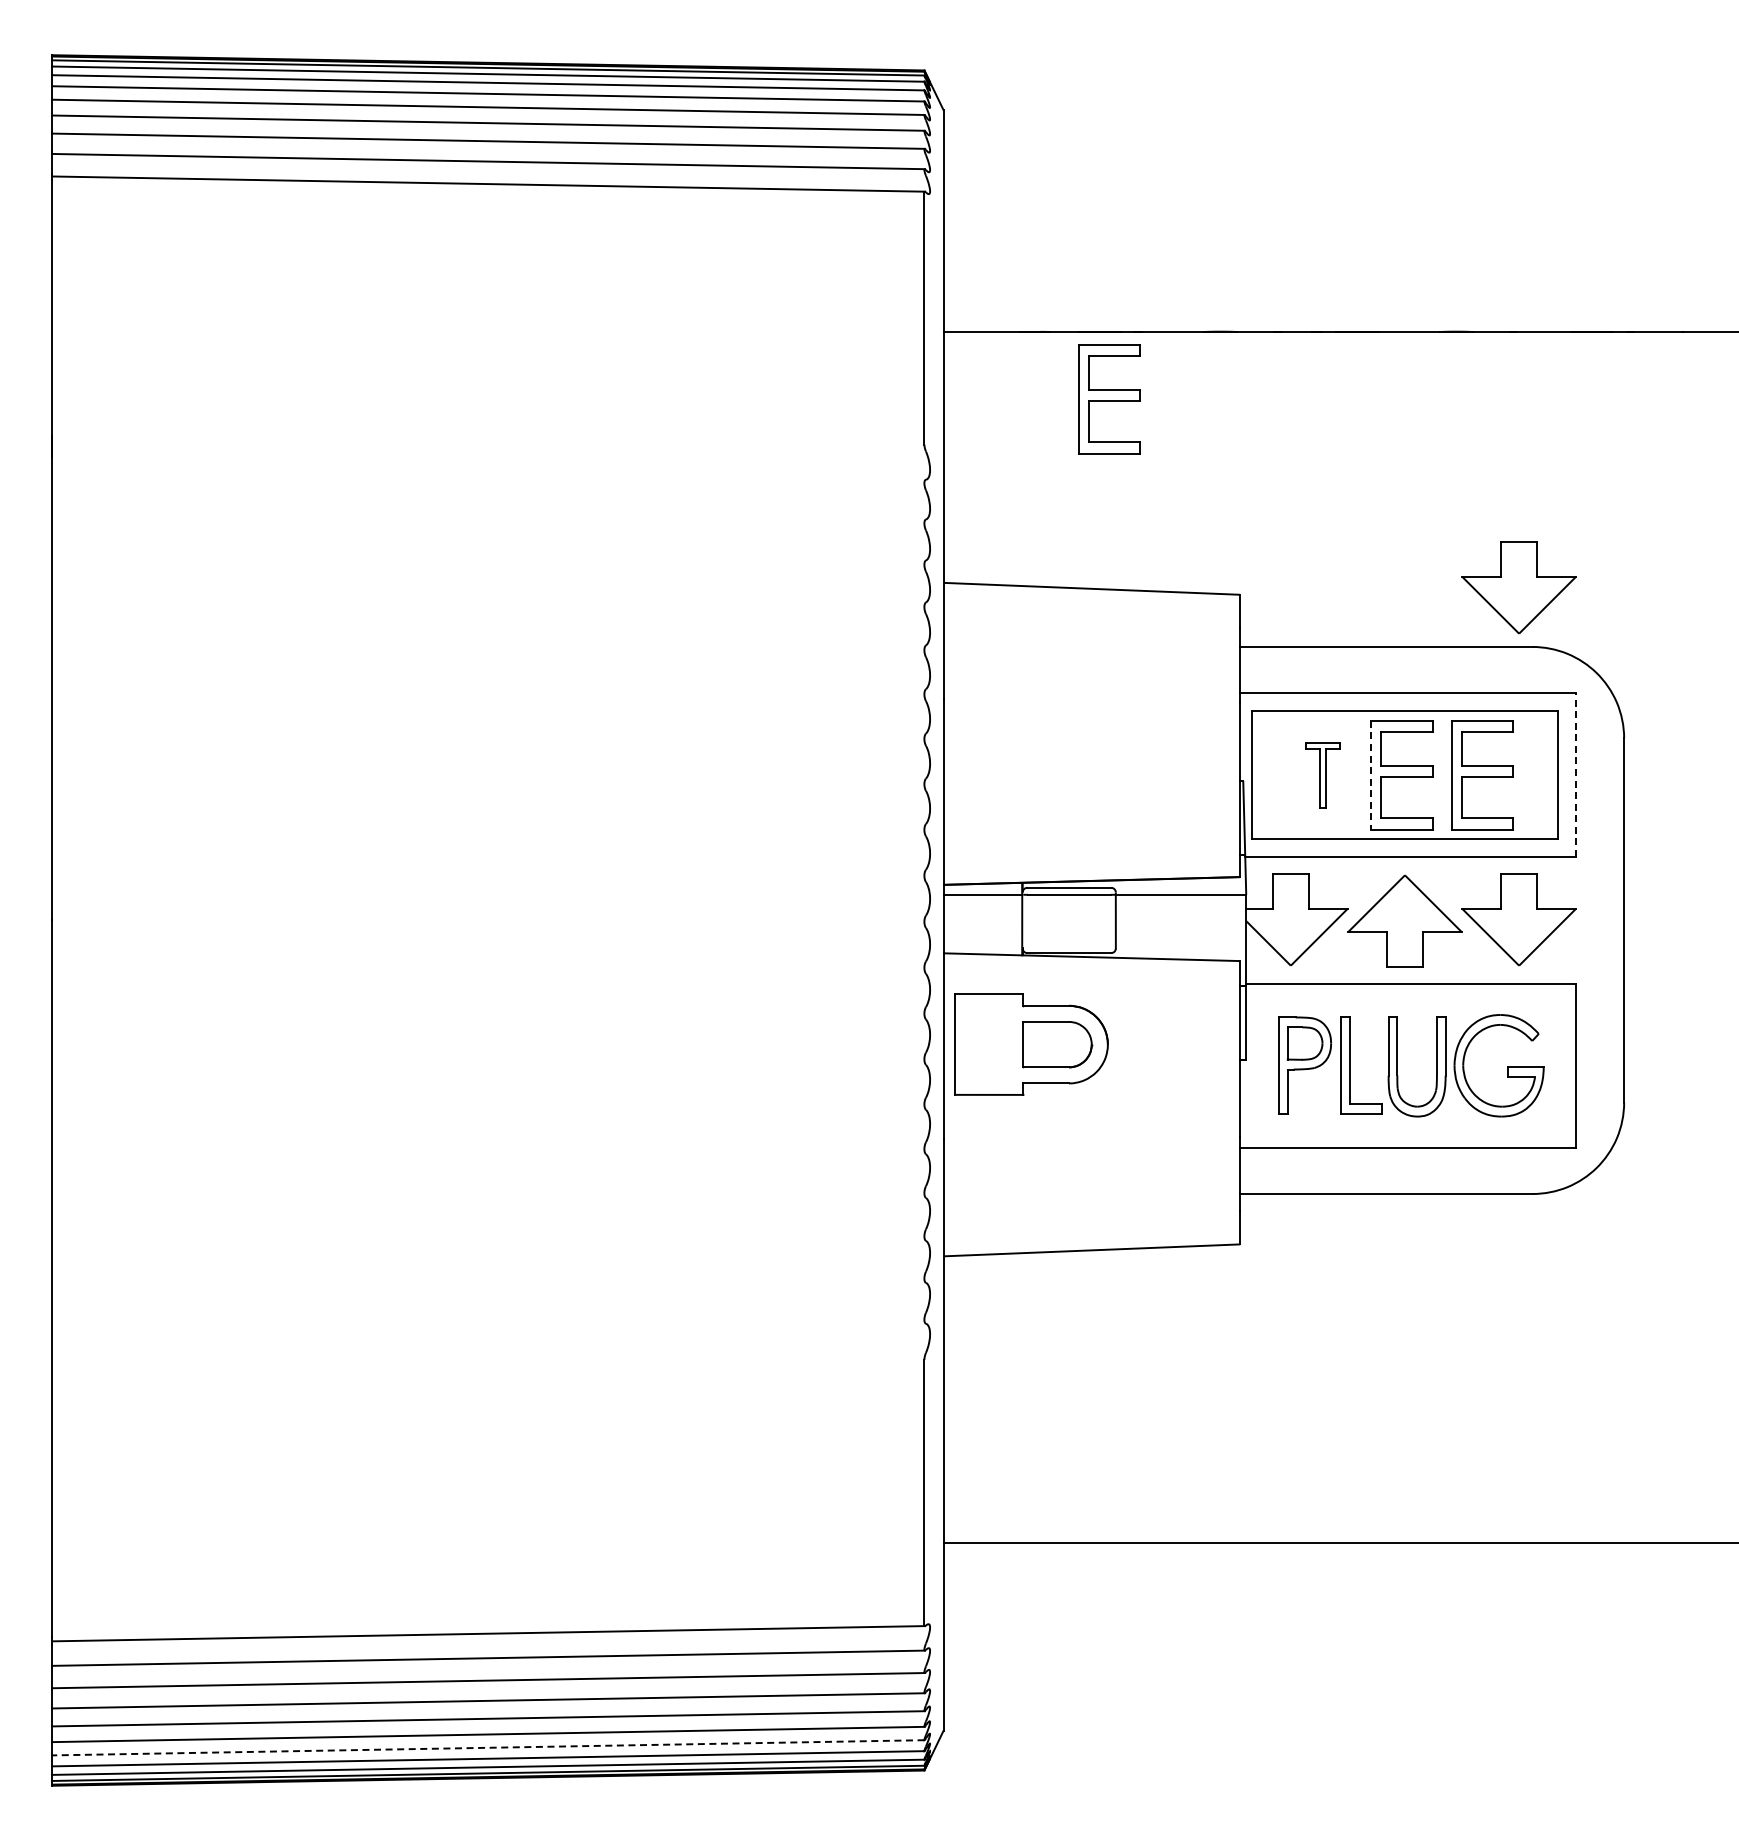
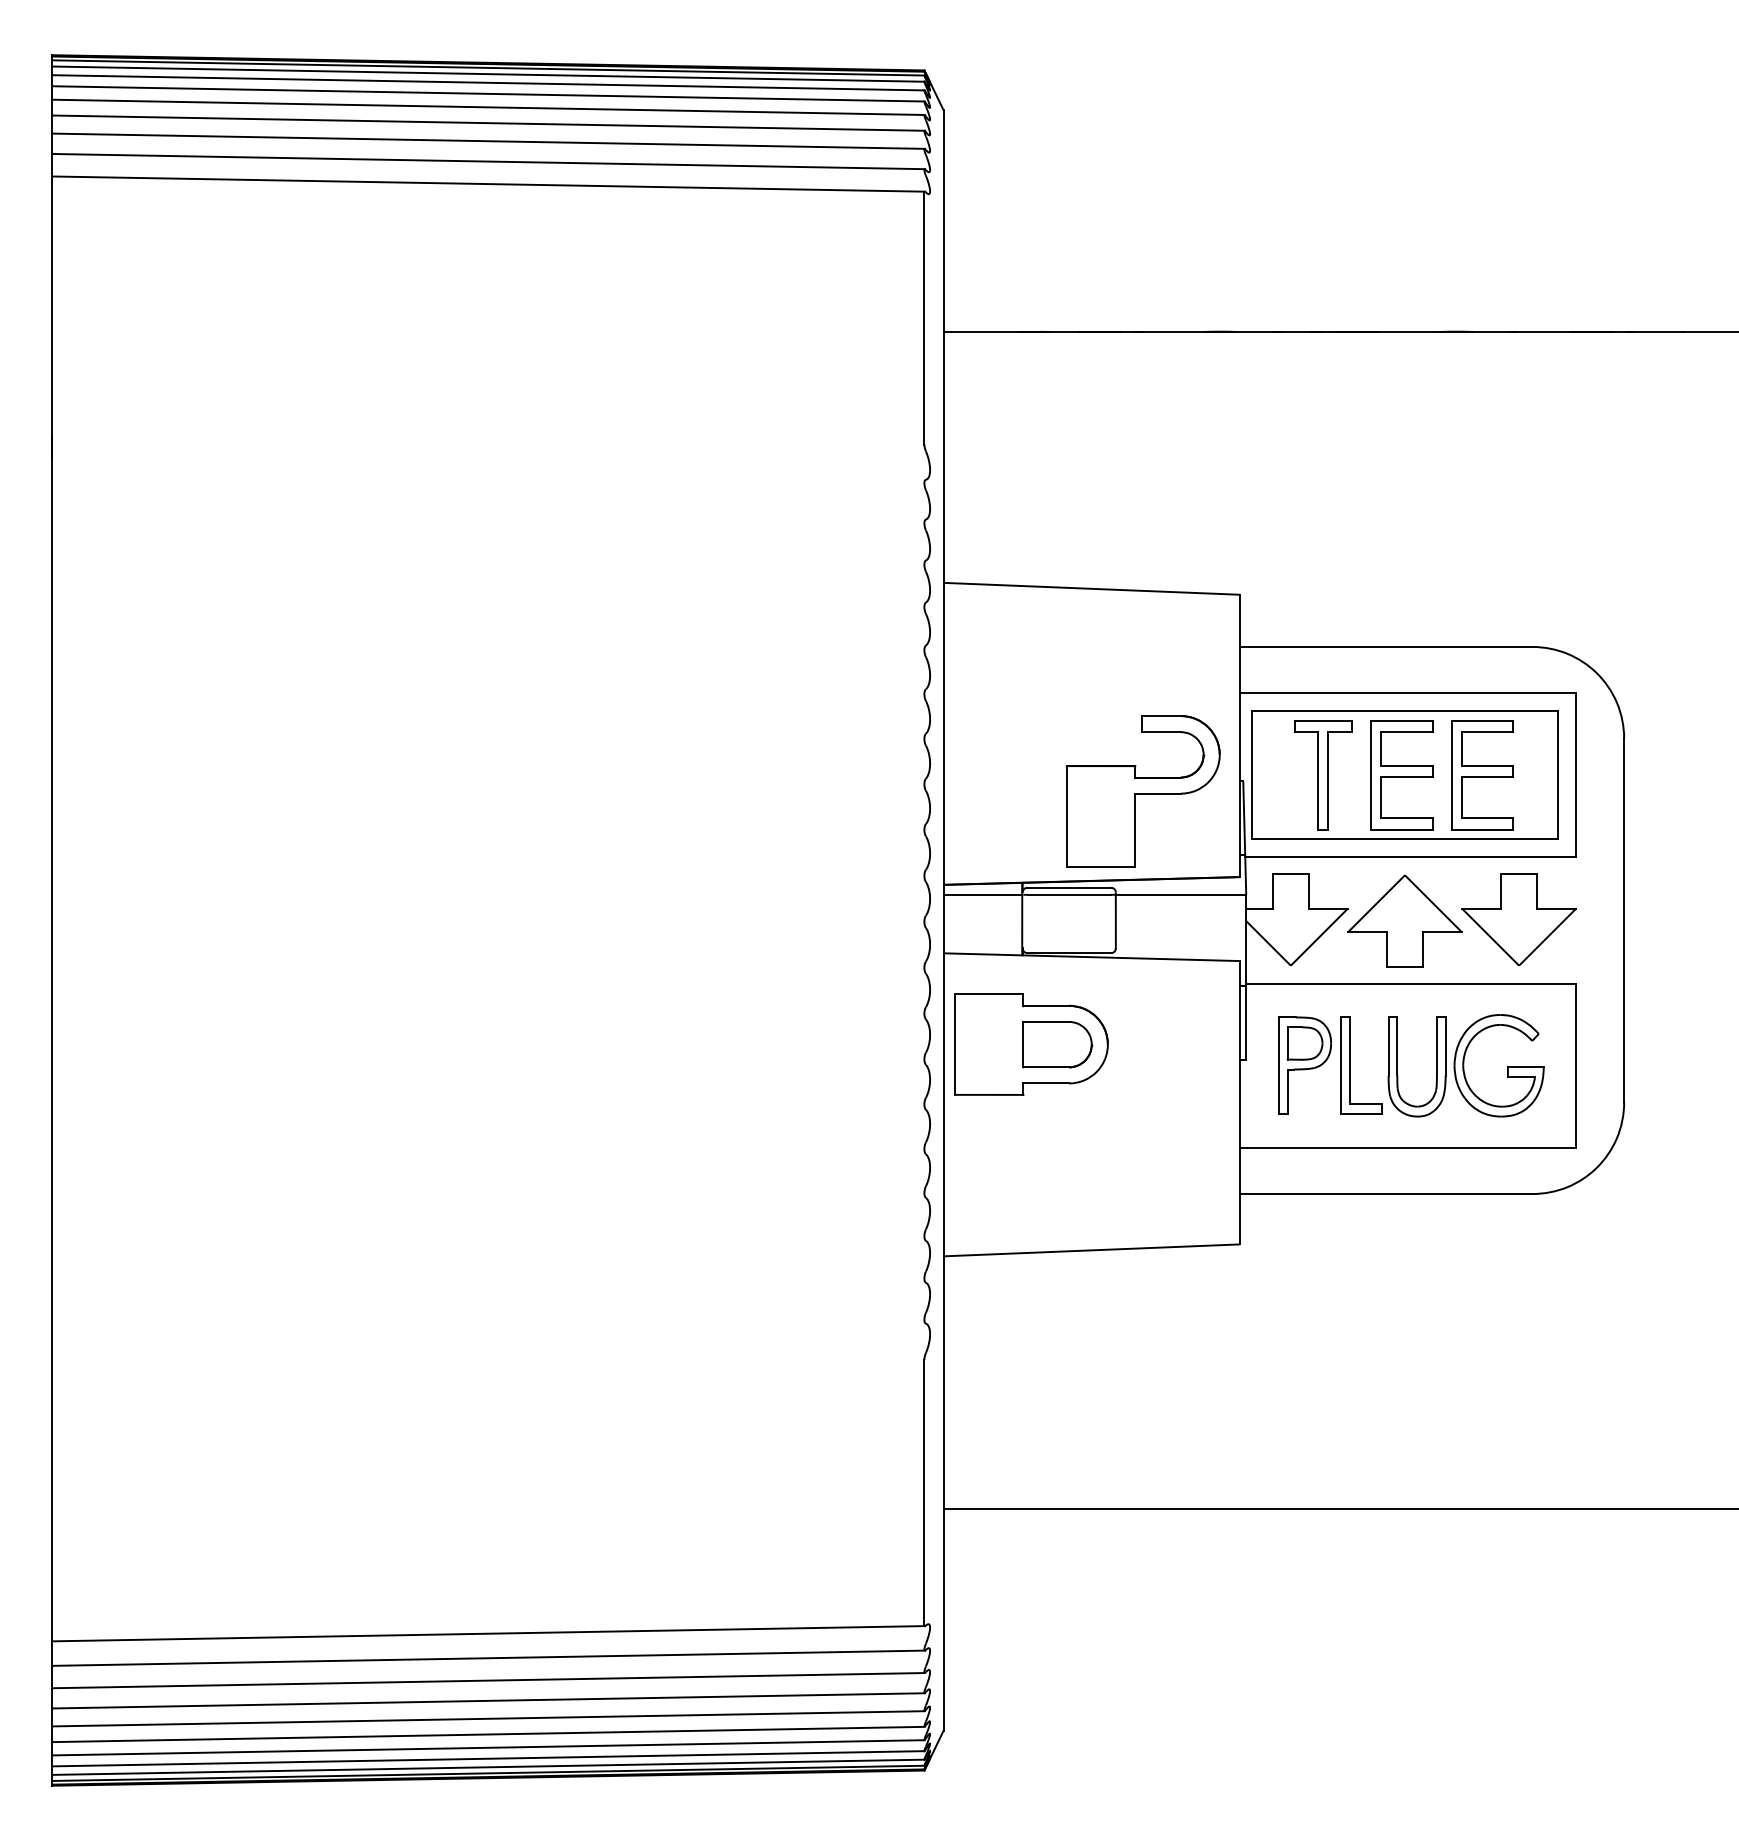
part: present -> none (1109, 399)
part: present -> none (1518, 587)
line: dashed -> solid (1576, 774)
part size: 36x67 px -> 59x111 px (1323, 775)
line: dashed -> solid (1371, 775)
part: none -> present (1142, 791)
line position: (1339, 1542) -> (1339, 1508) (1339, 1508)
line: dashed -> solid (487, 1747)
